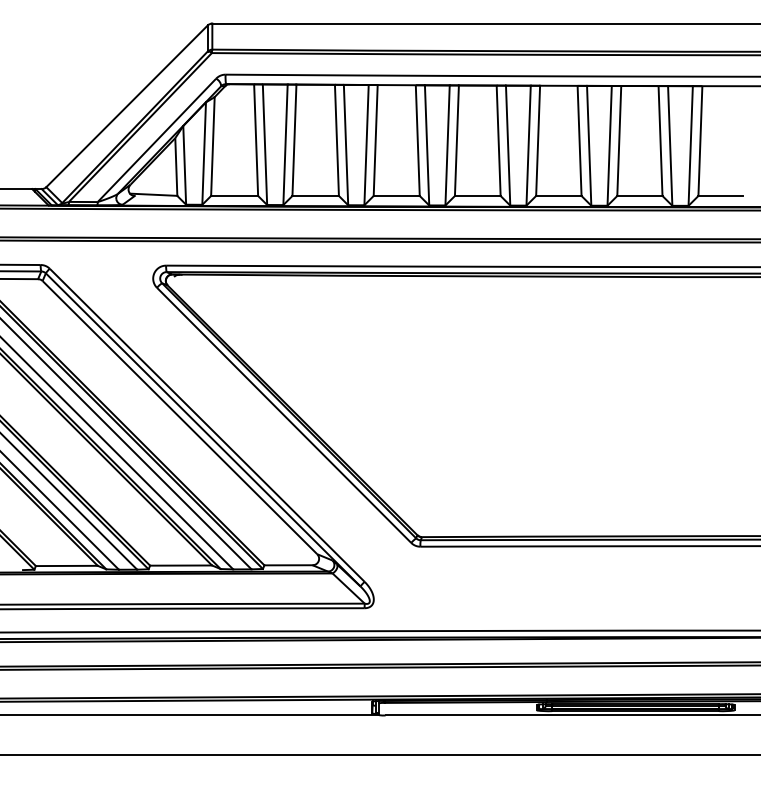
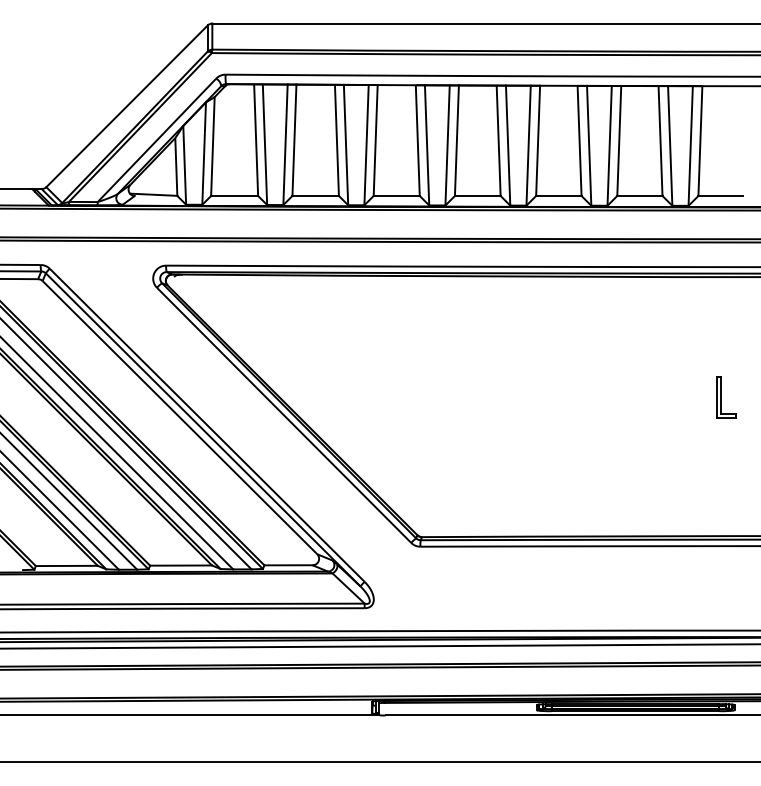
part: none -> present (726, 397)
line: none -> present (379, 646)
line position: (379, 755) -> (379, 762) (379, 762)
